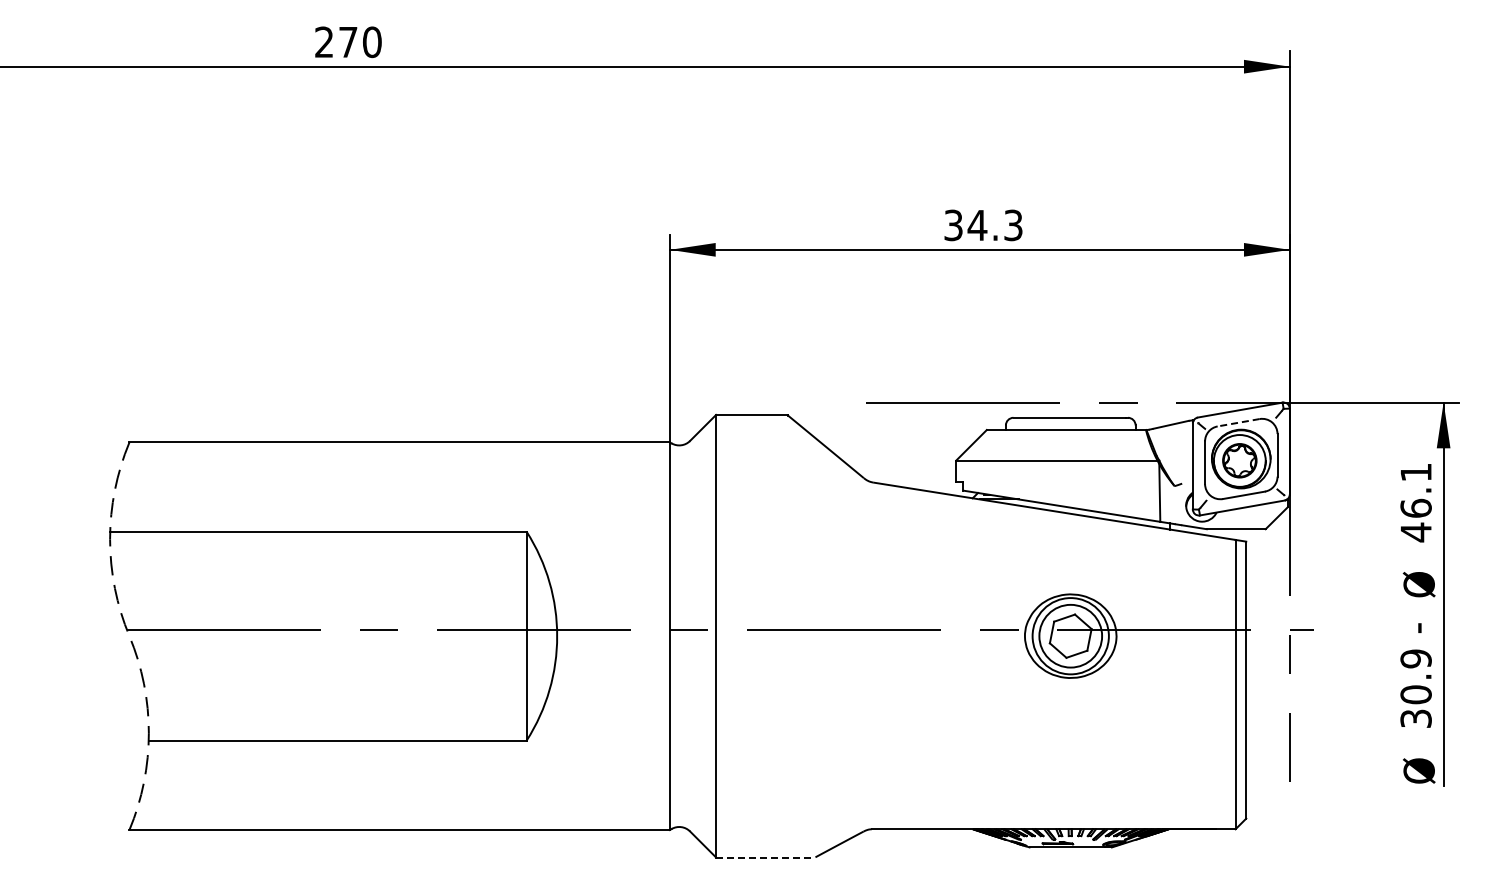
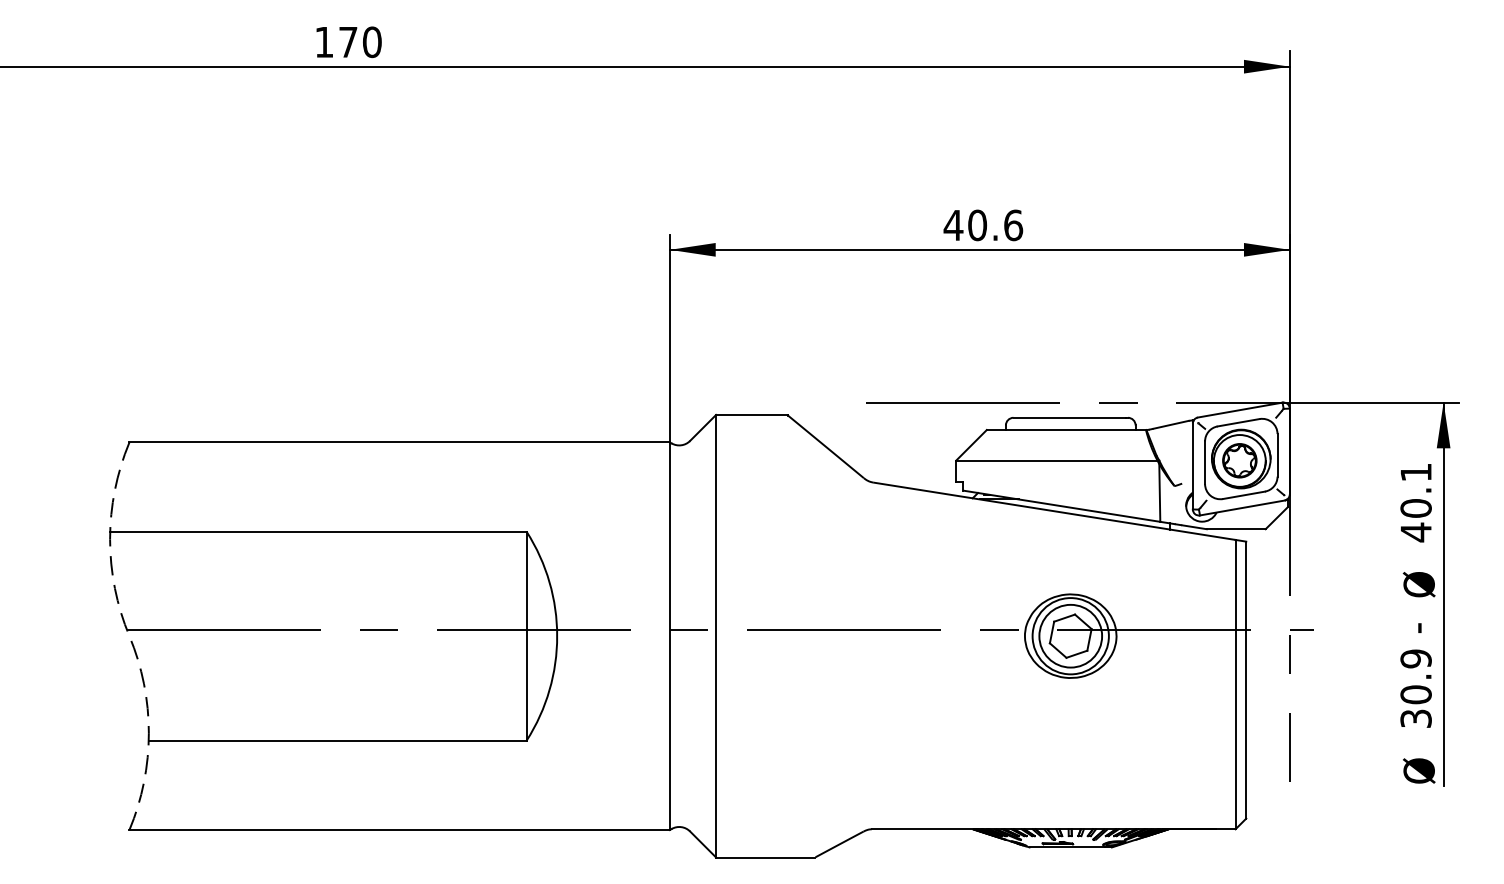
text: 270 -> 170 (323, 41)
text: 34.3 -> 40.6 (983, 225)
line: dashed -> solid (1238, 422)
text: 46.1 -> 40.1 (1415, 507)
line: dashed -> solid (765, 857)
